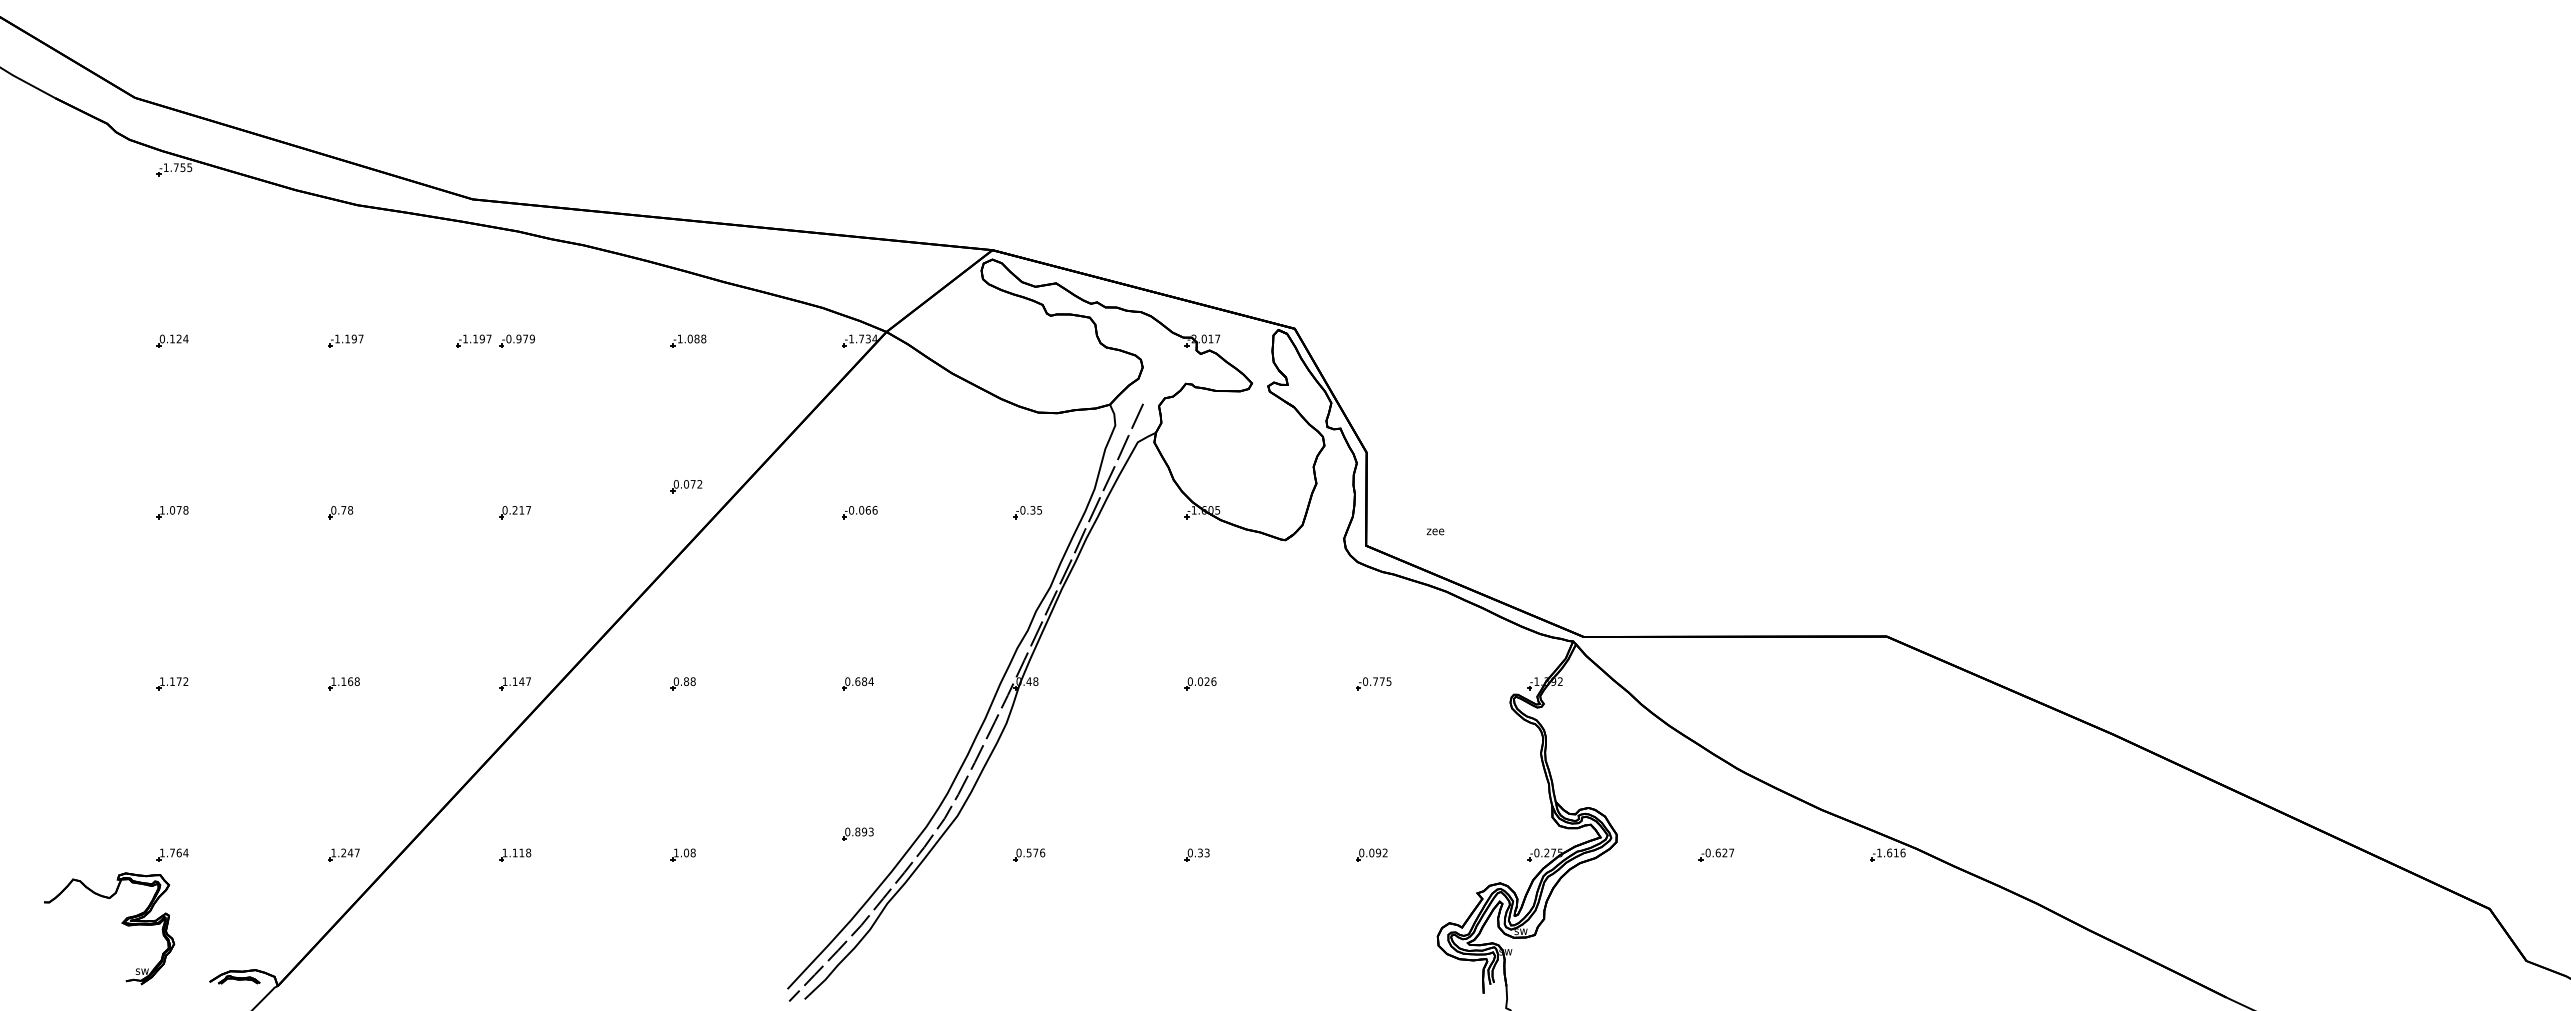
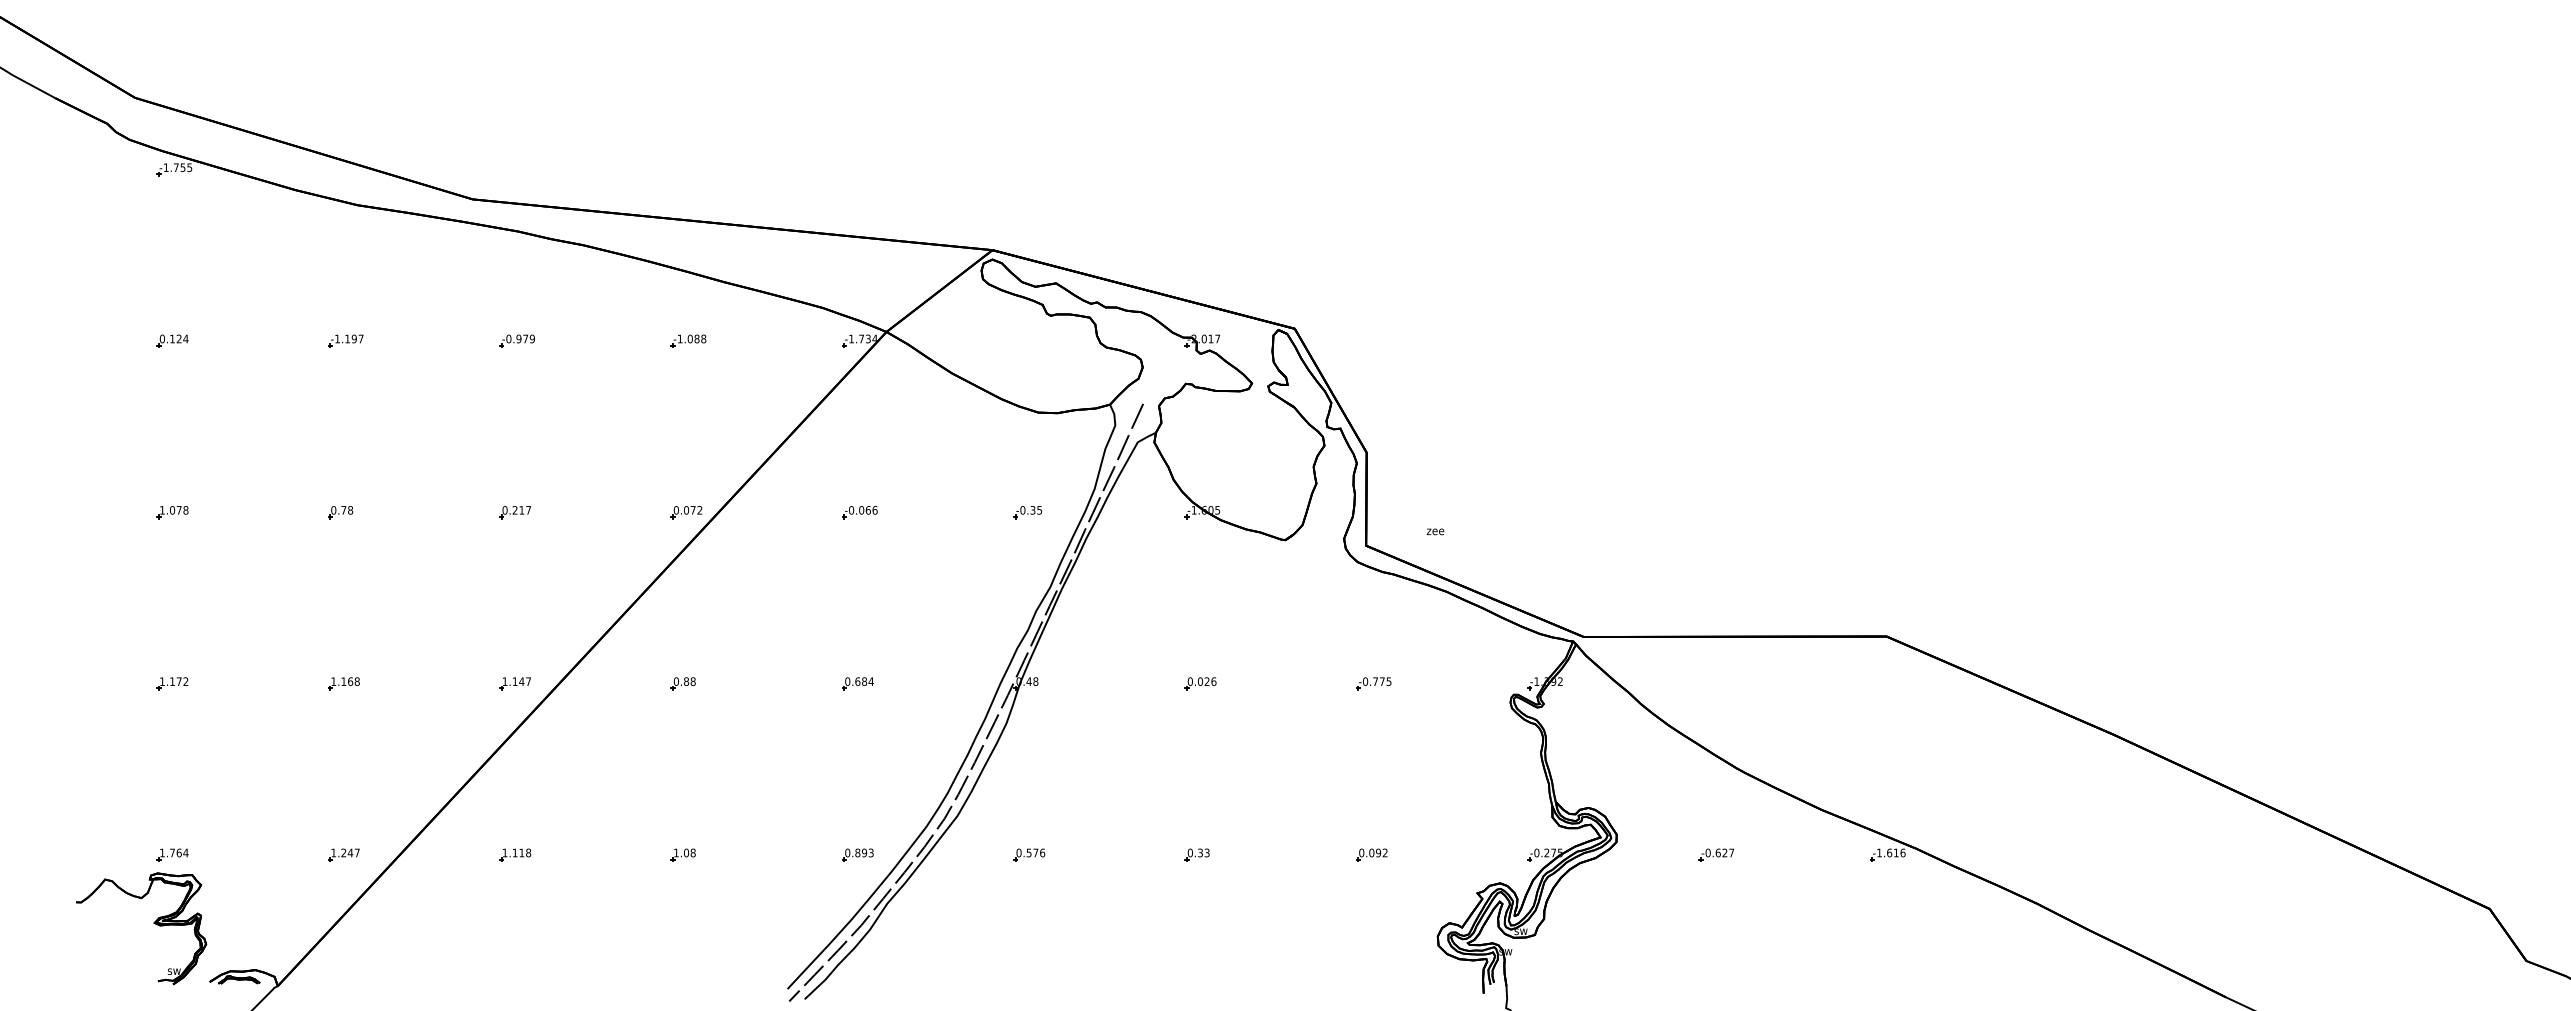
part: present -> none (473, 340)
part position: (686, 486) -> (686, 512) (686, 512)
part position: (857, 833) -> (857, 854) (857, 854)
part position: (121, 923) -> (153, 923) (153, 923)
